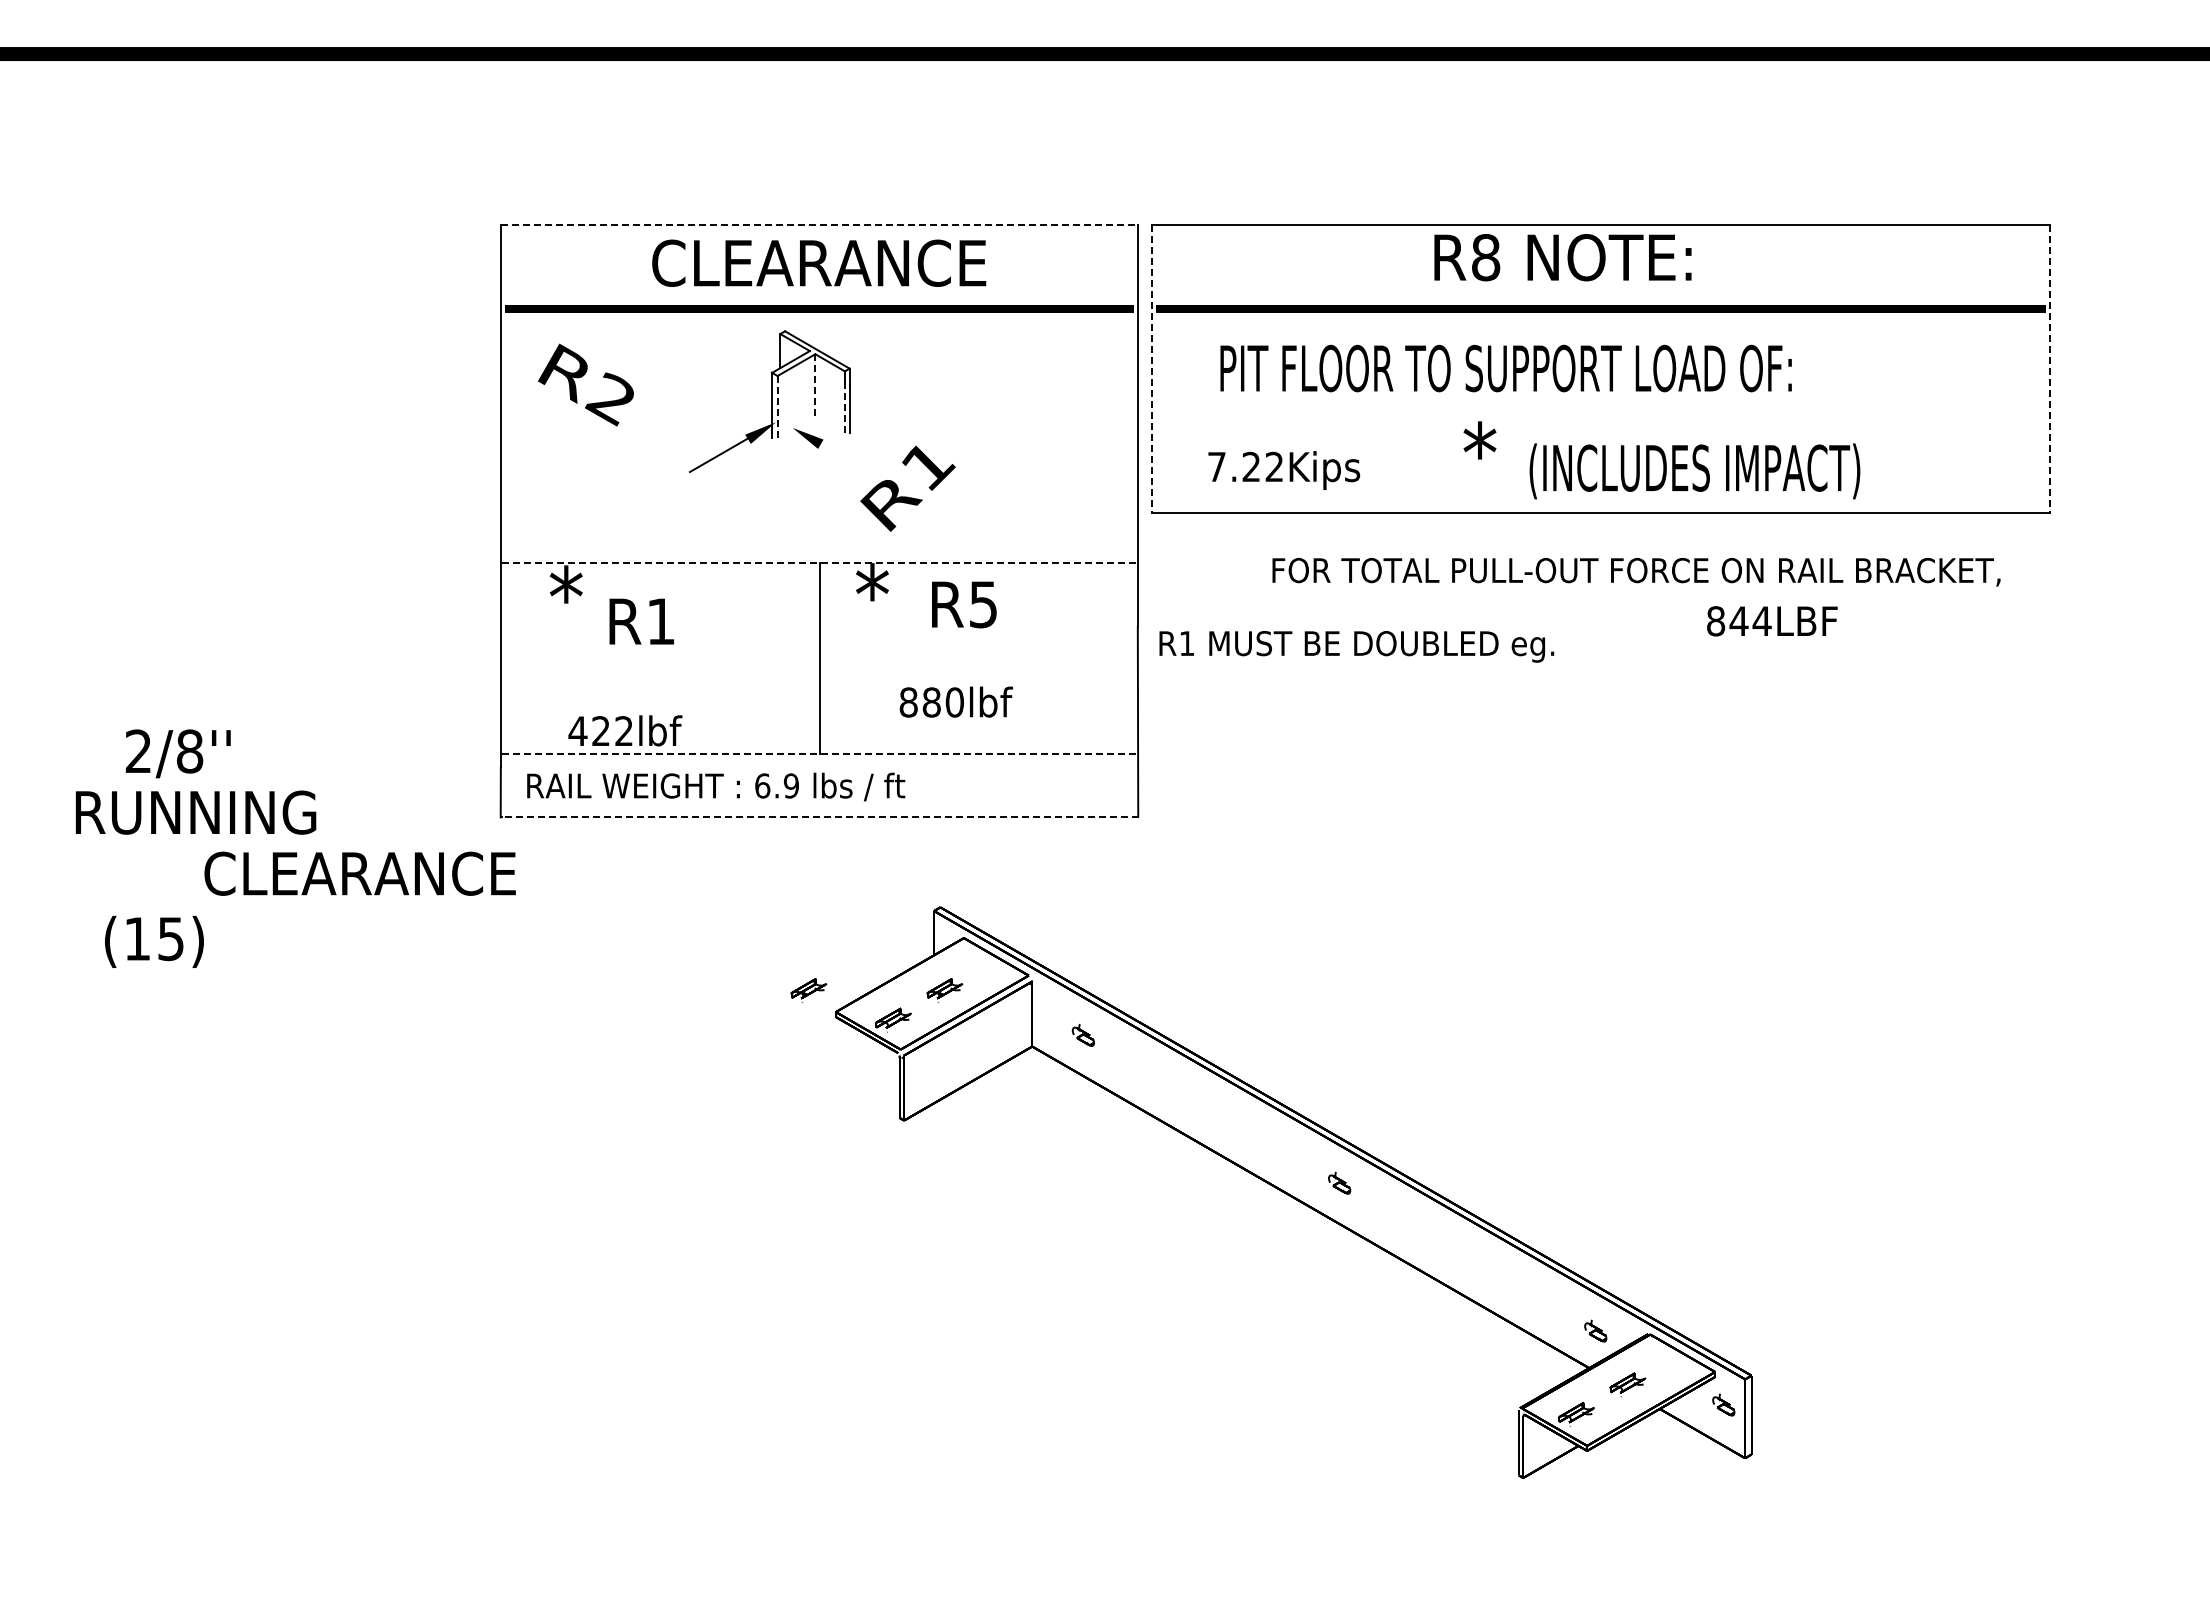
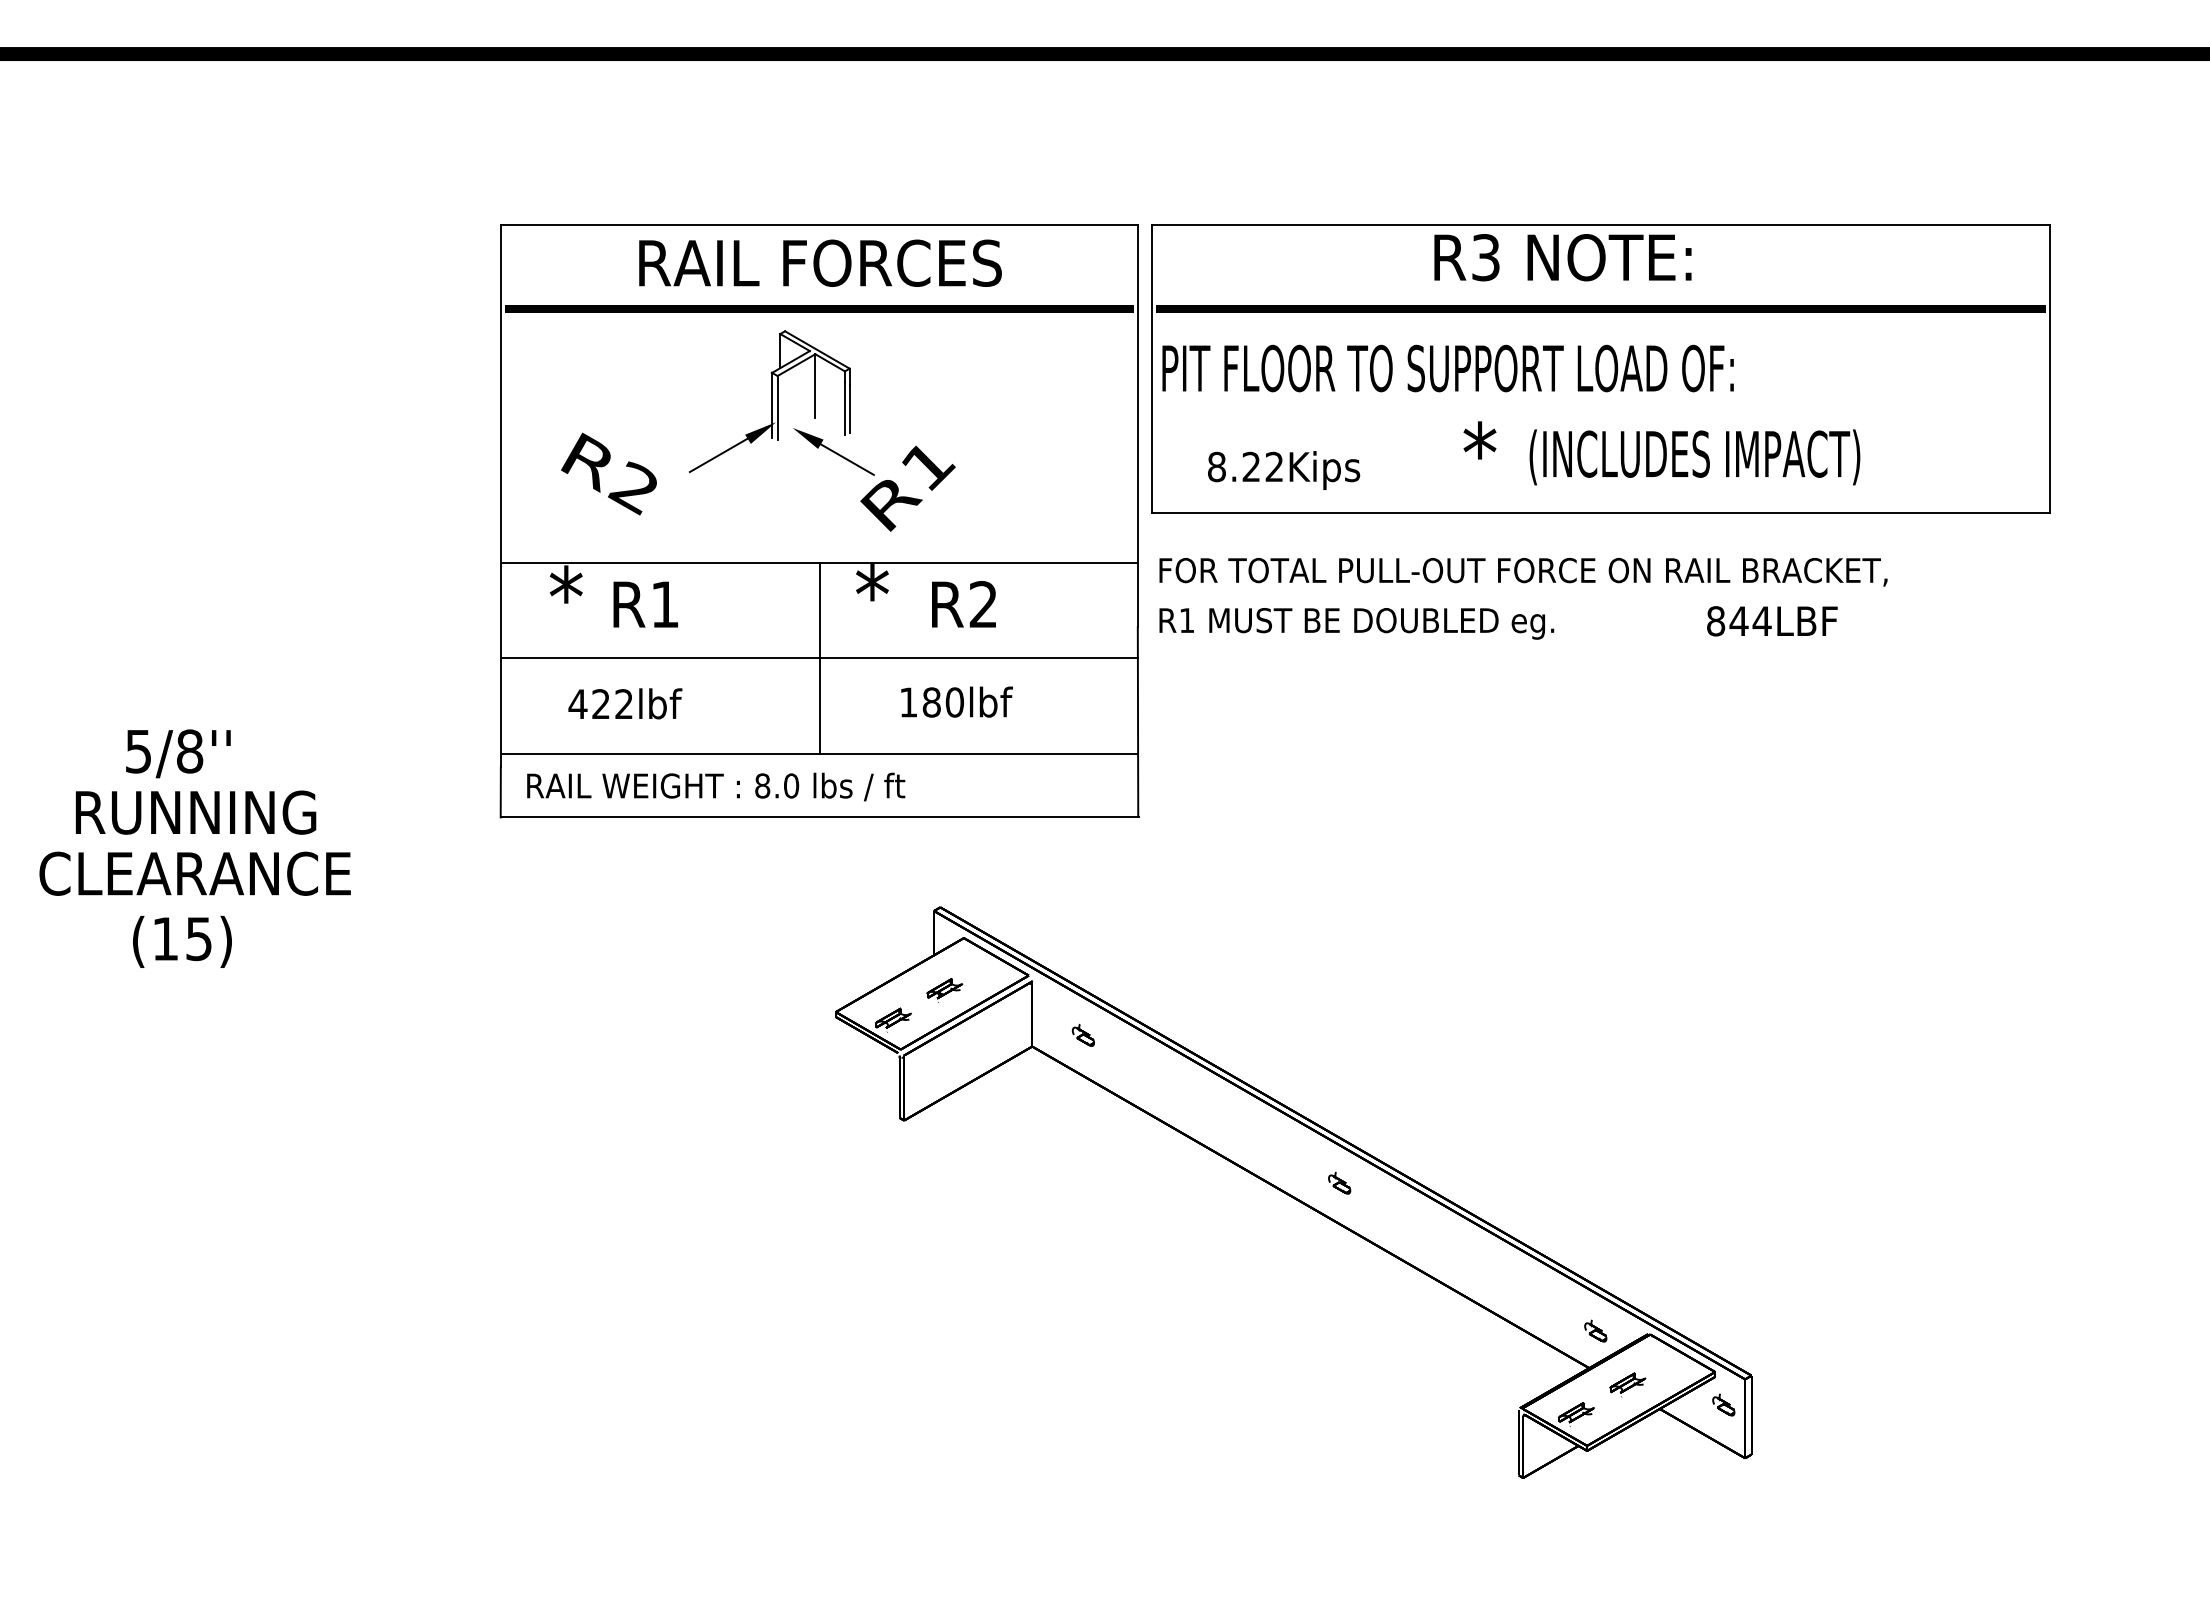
line: dashed -> solid (819, 225)
text: R8 -> R3 (1486, 257)
text: CLEARANCE -> RAIL FORCES (820, 262)
line: dashed -> solid (1151, 368)
text position: (1505, 368) -> (1447, 368) (1447, 368)
line: dashed -> solid (2050, 368)
text position: (585, 384) -> (608, 473) (608, 473)
line: dashed -> solid (815, 386)
line: dashed -> solid (777, 407)
line: dashed -> solid (844, 408)
line: none -> present (846, 459)
text: 7.22Kips -> 8.22Kips (1216, 466)
text position: (1694, 471) -> (1694, 457) (1694, 457)
line: dashed -> solid (820, 562)
text position: (1636, 572) -> (1523, 572) (1523, 572)
text: R5 -> R2 (982, 604)
text position: (641, 621) -> (645, 604) (645, 604)
text position: (1356, 646) -> (1356, 623) (1356, 623)
line: none -> present (819, 658)
text: 880lbf -> 180lbf (908, 702)
text position: (625, 730) -> (625, 703) (625, 703)
text: 2/8'' -> 5/8'' (137, 751)
line: dashed -> solid (820, 754)
text: 6.9 -> 8.0 (777, 785)
line: dashed -> solid (820, 817)
text position: (359, 873) -> (194, 873) (194, 873)
text position: (154, 941) -> (182, 941) (182, 941)
part: present -> none (808, 990)
